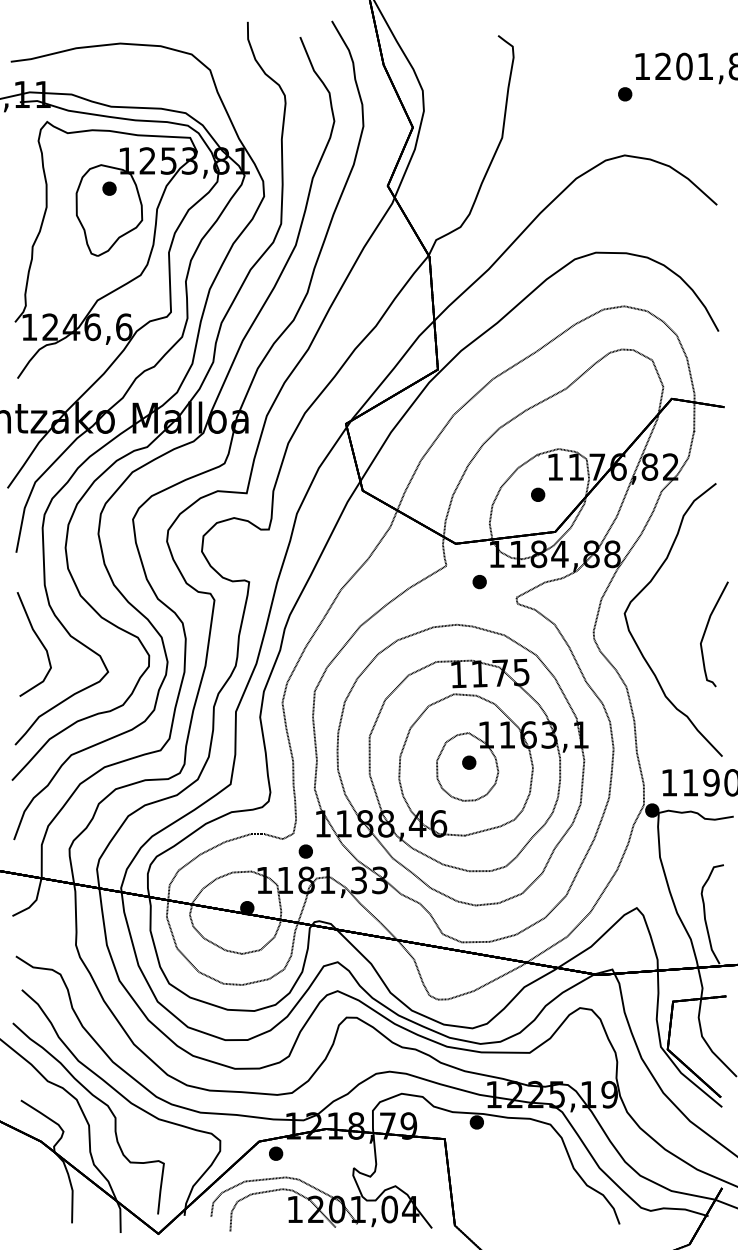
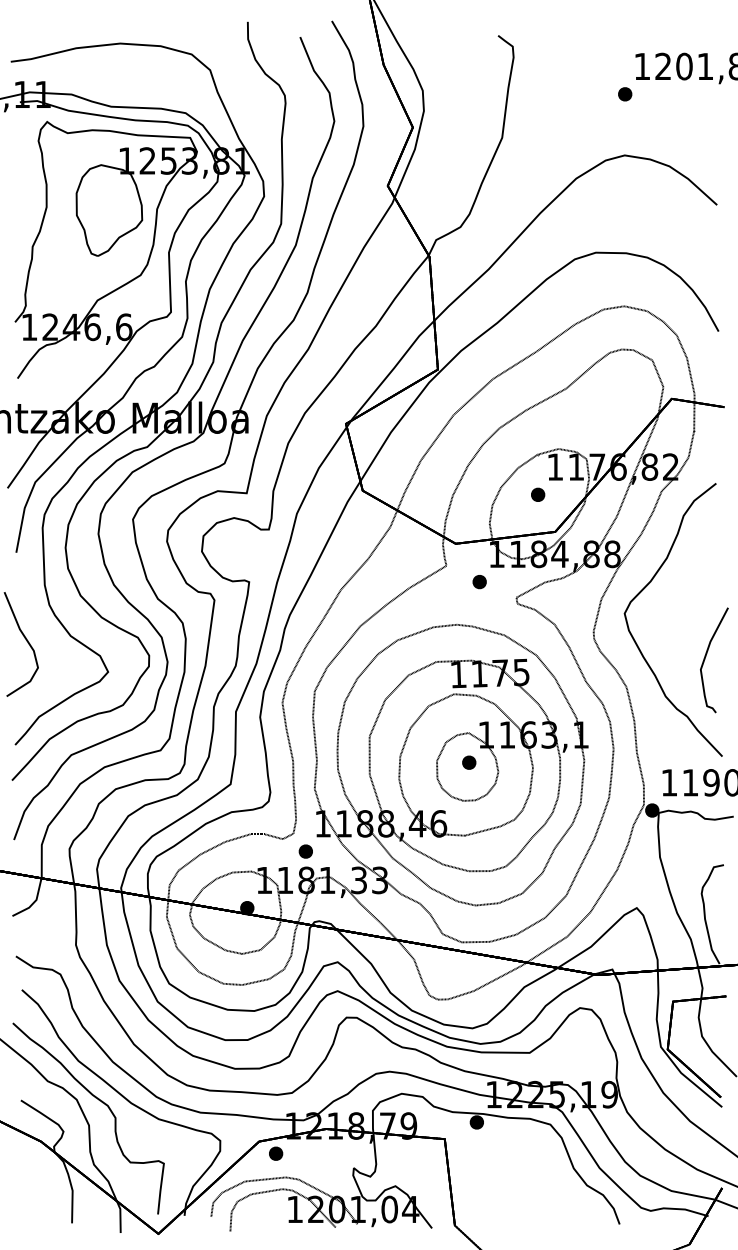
part: present -> none (109, 188)
curve position: (706, 630) -> (706, 656) (706, 656)
curve position: (39, 641) -> (26, 641) (26, 641)
